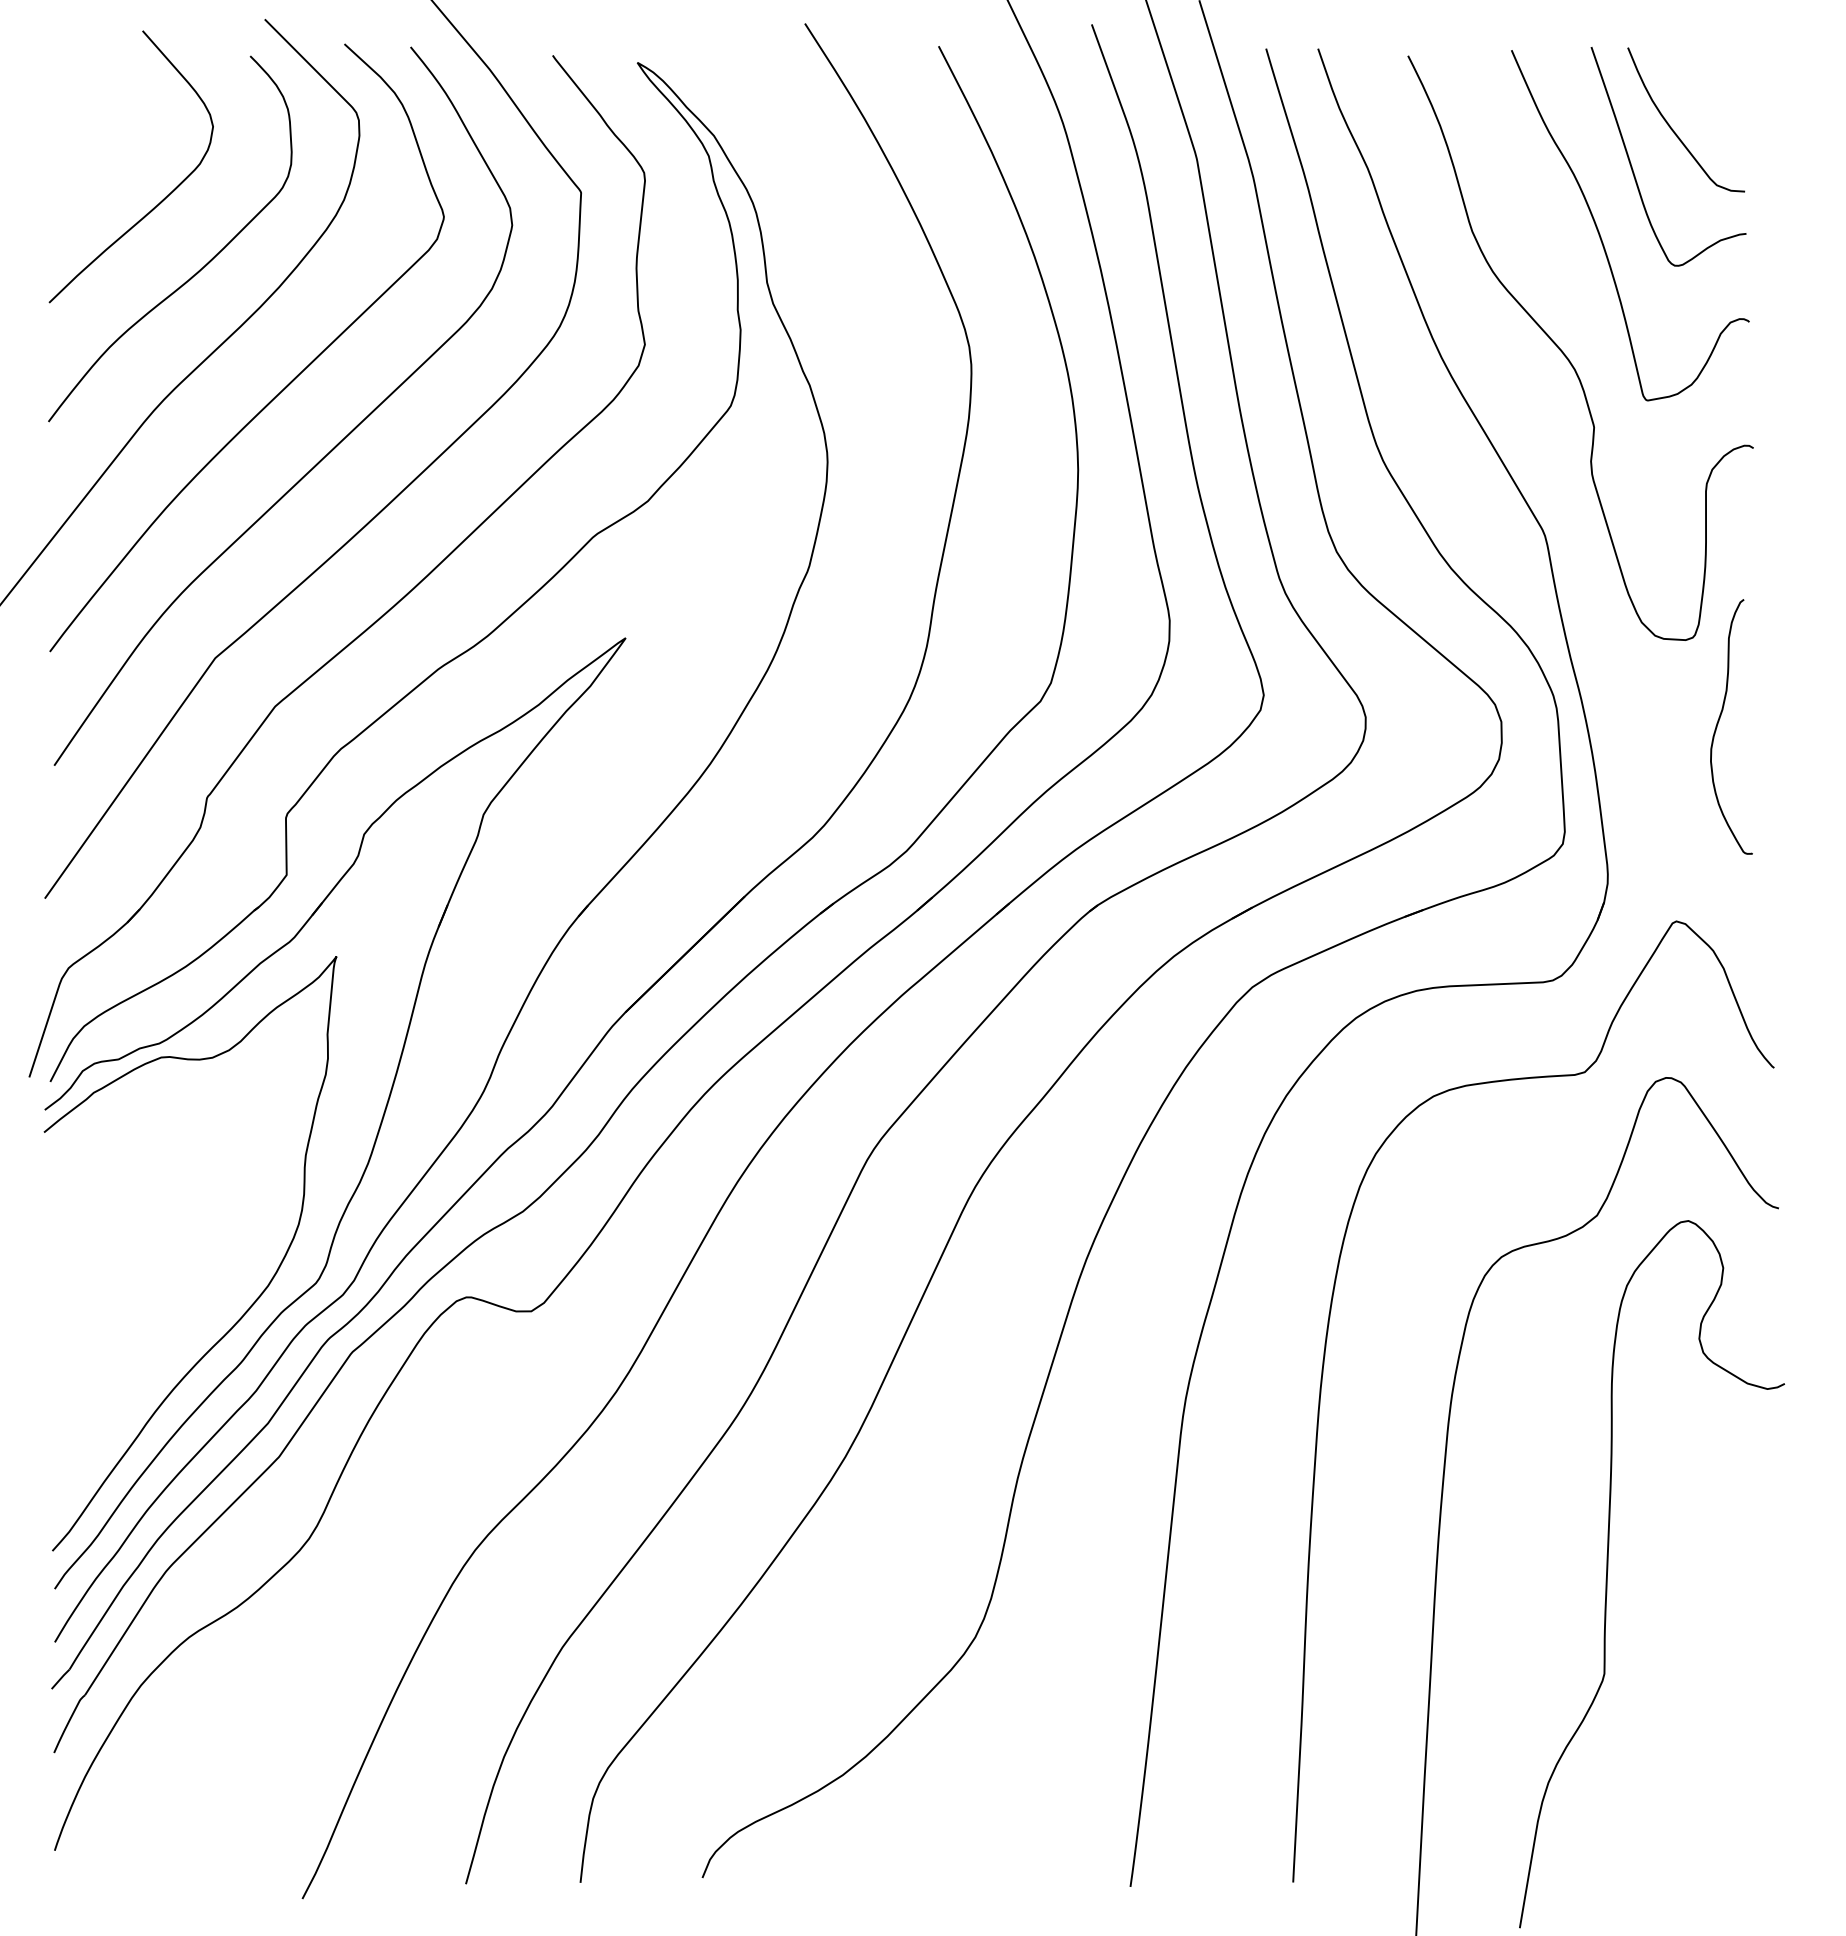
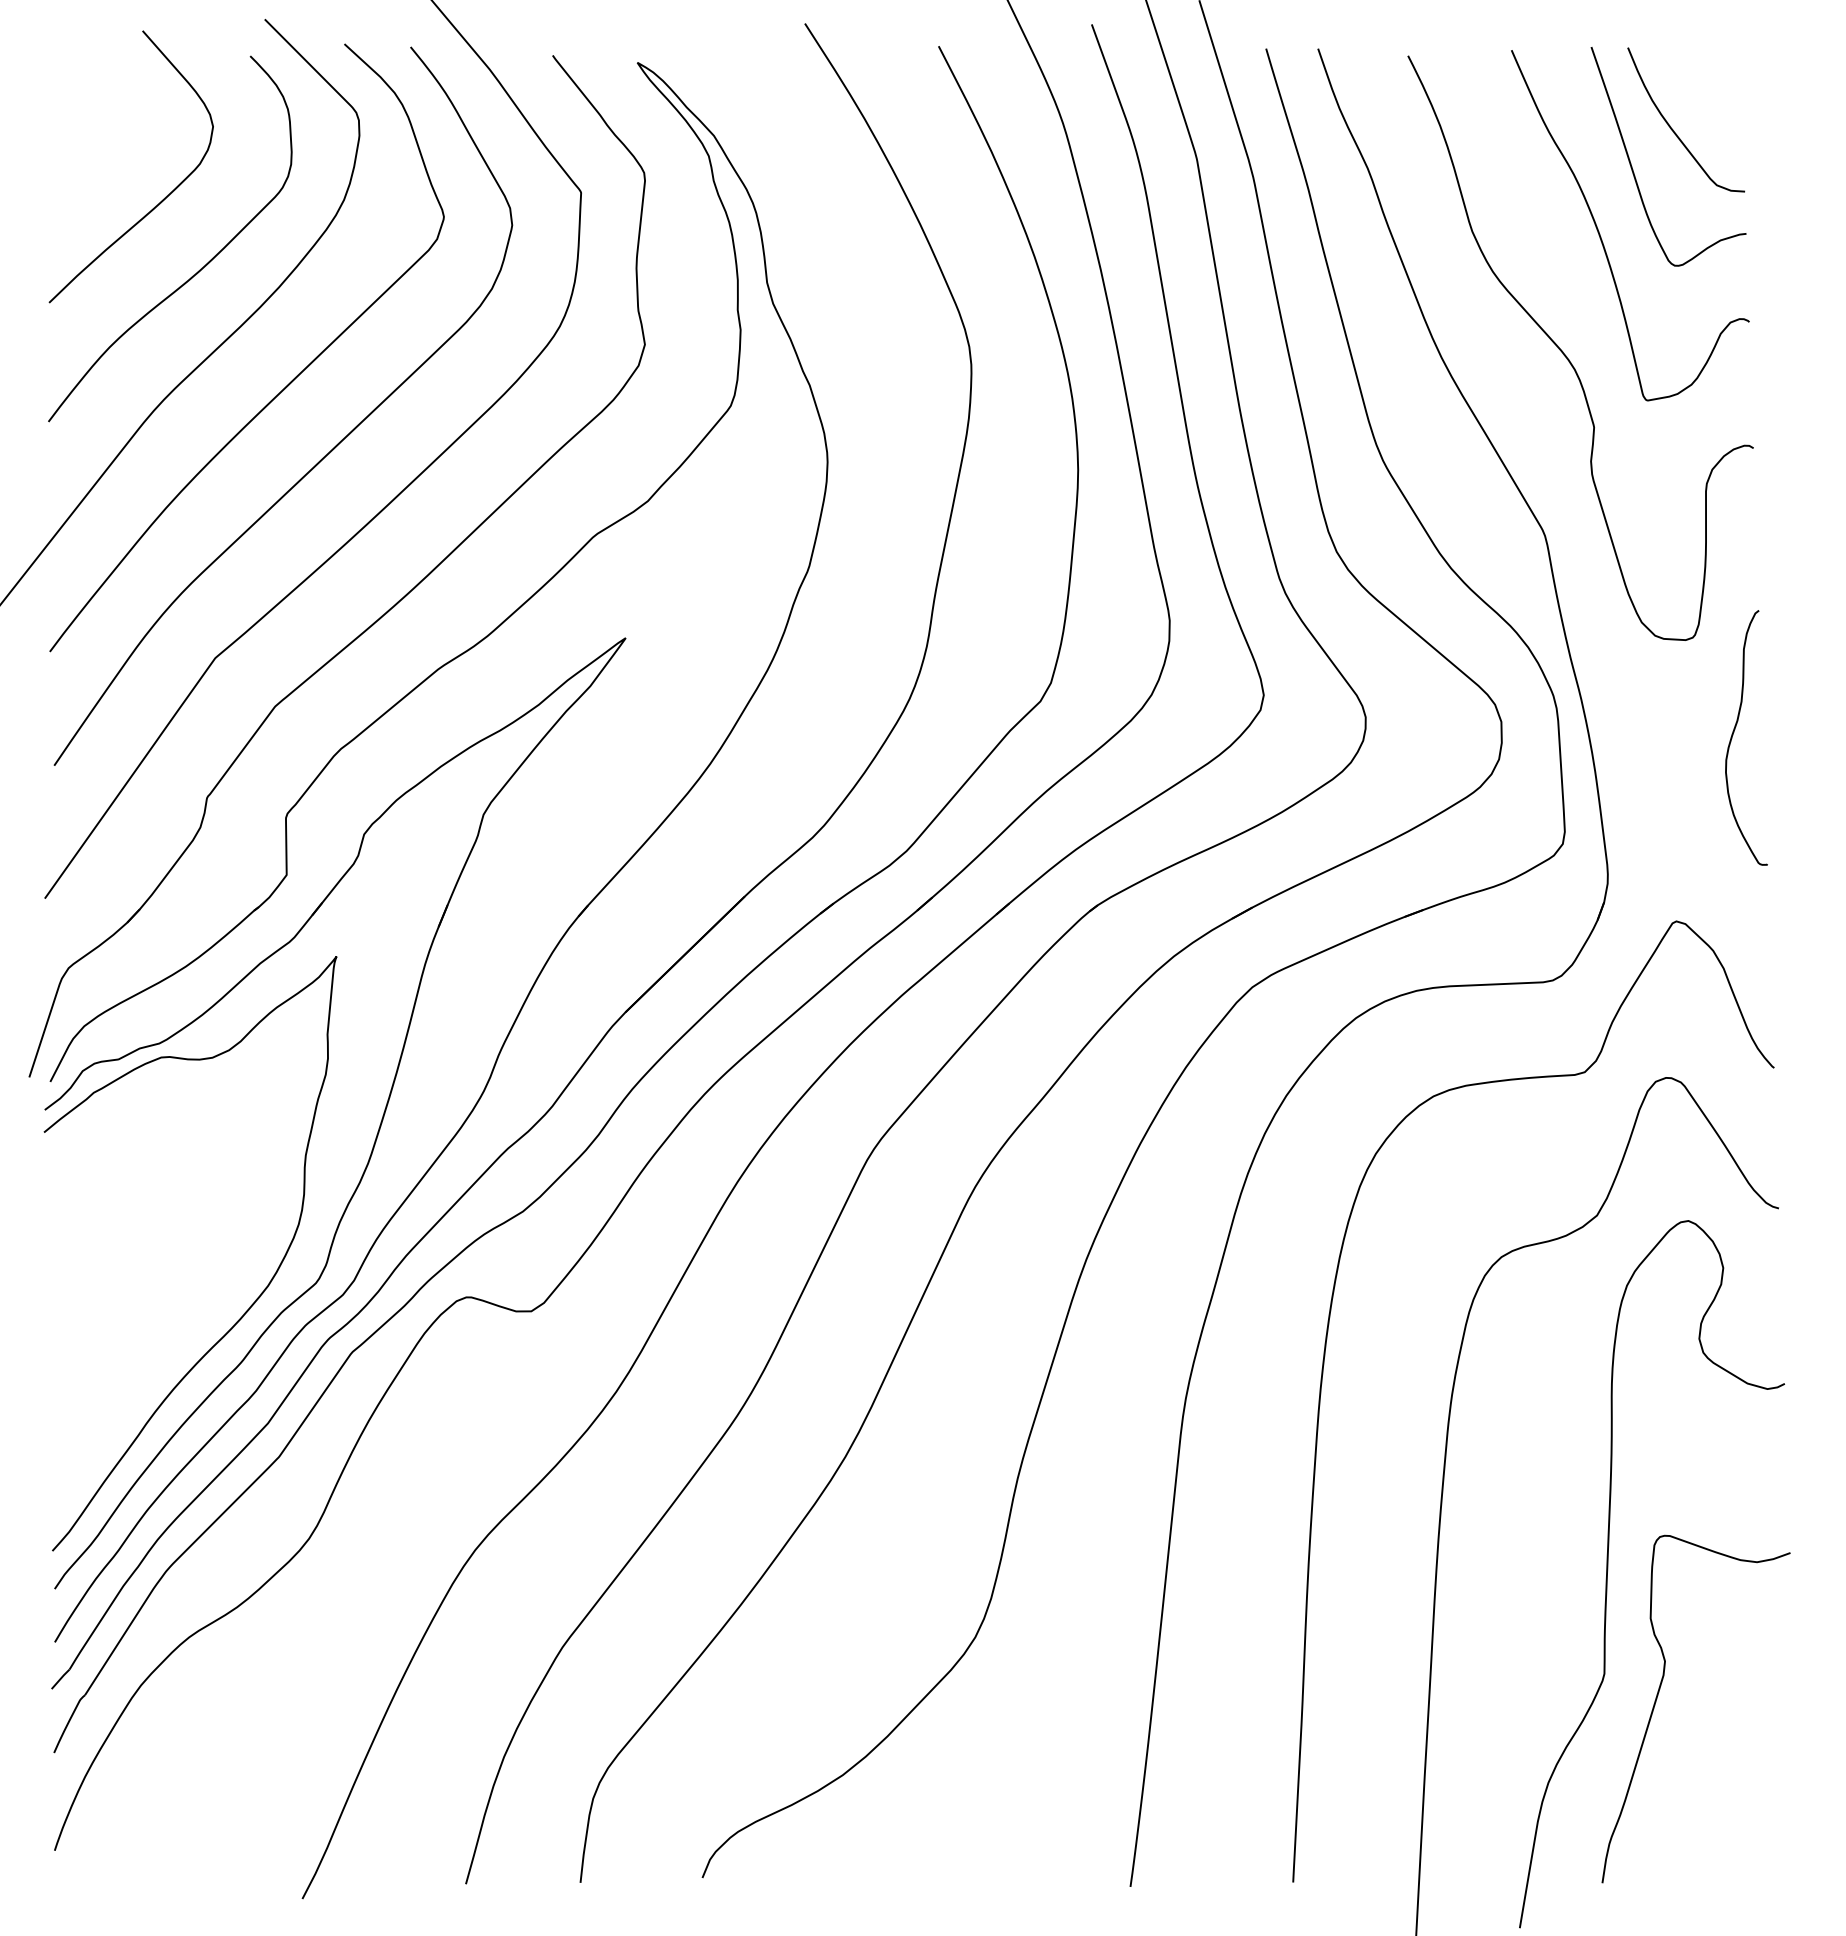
curve position: (1719, 721) -> (1734, 732) (1734, 732)
curve: none -> present (1657, 1699)
